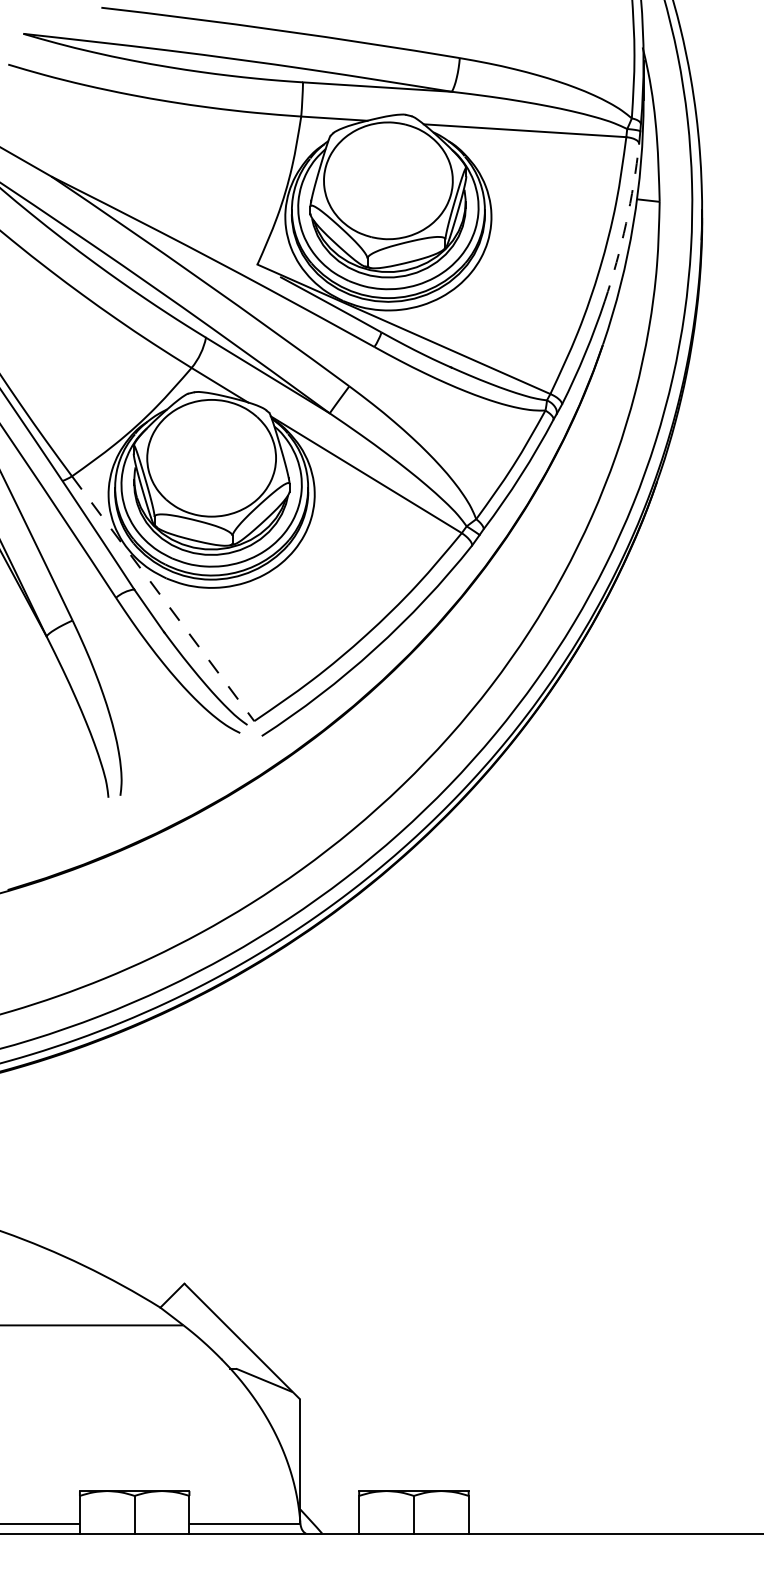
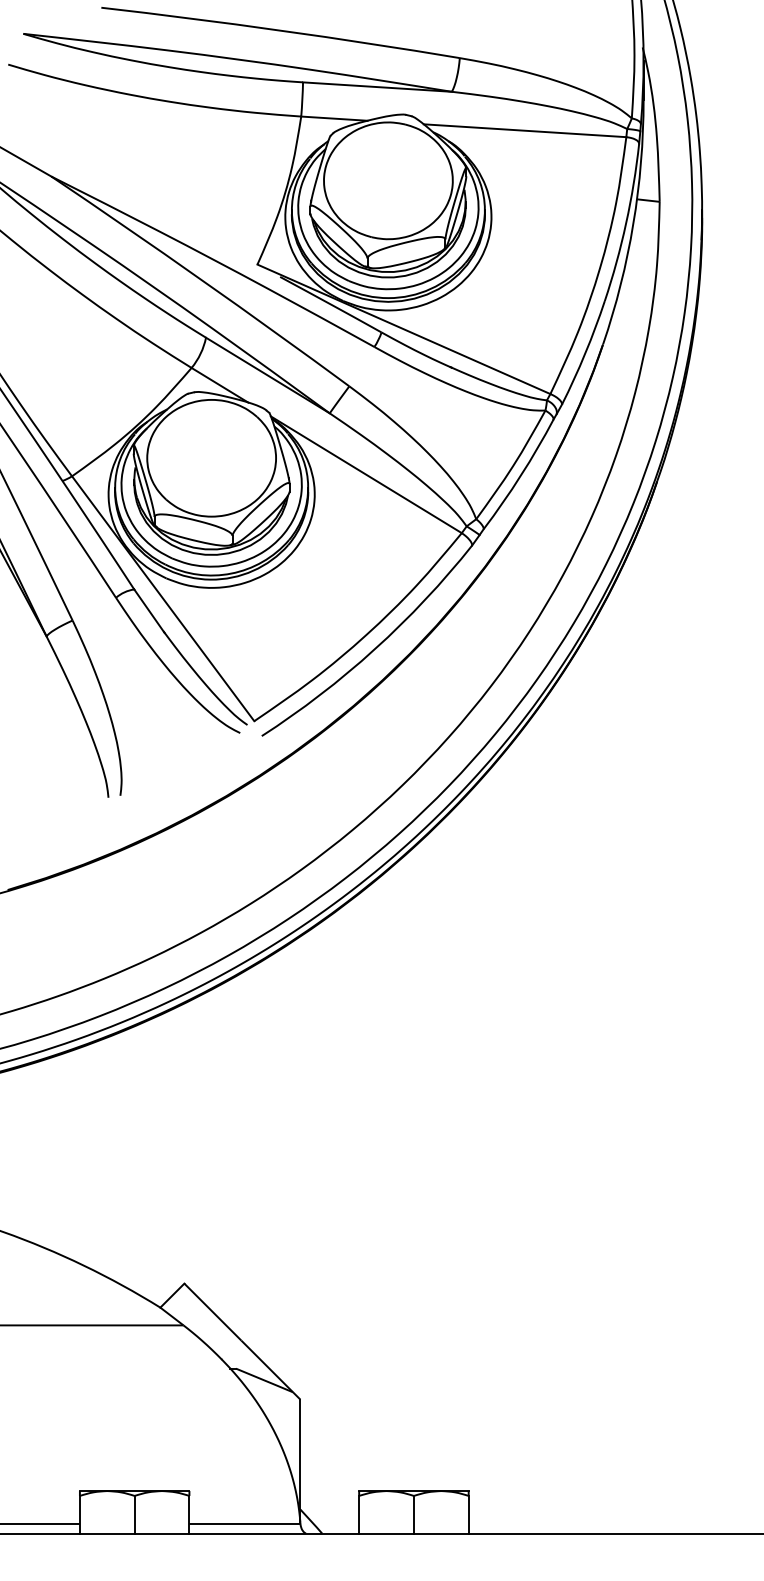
arc: dashed -> solid (626, 223)
line: dashed -> solid (163, 598)
